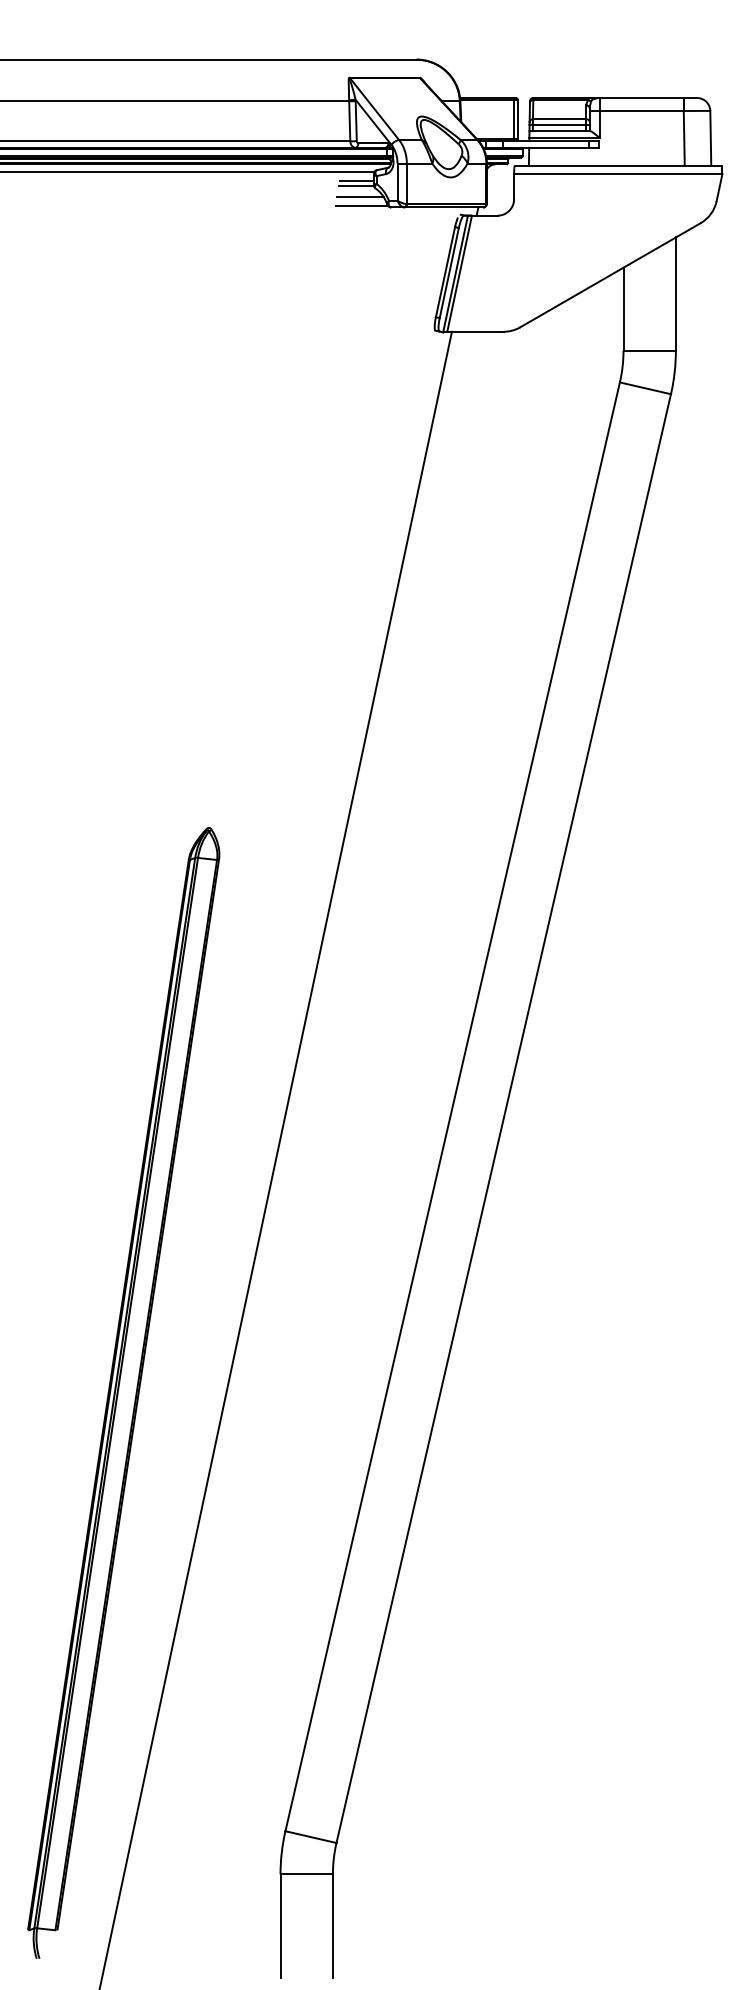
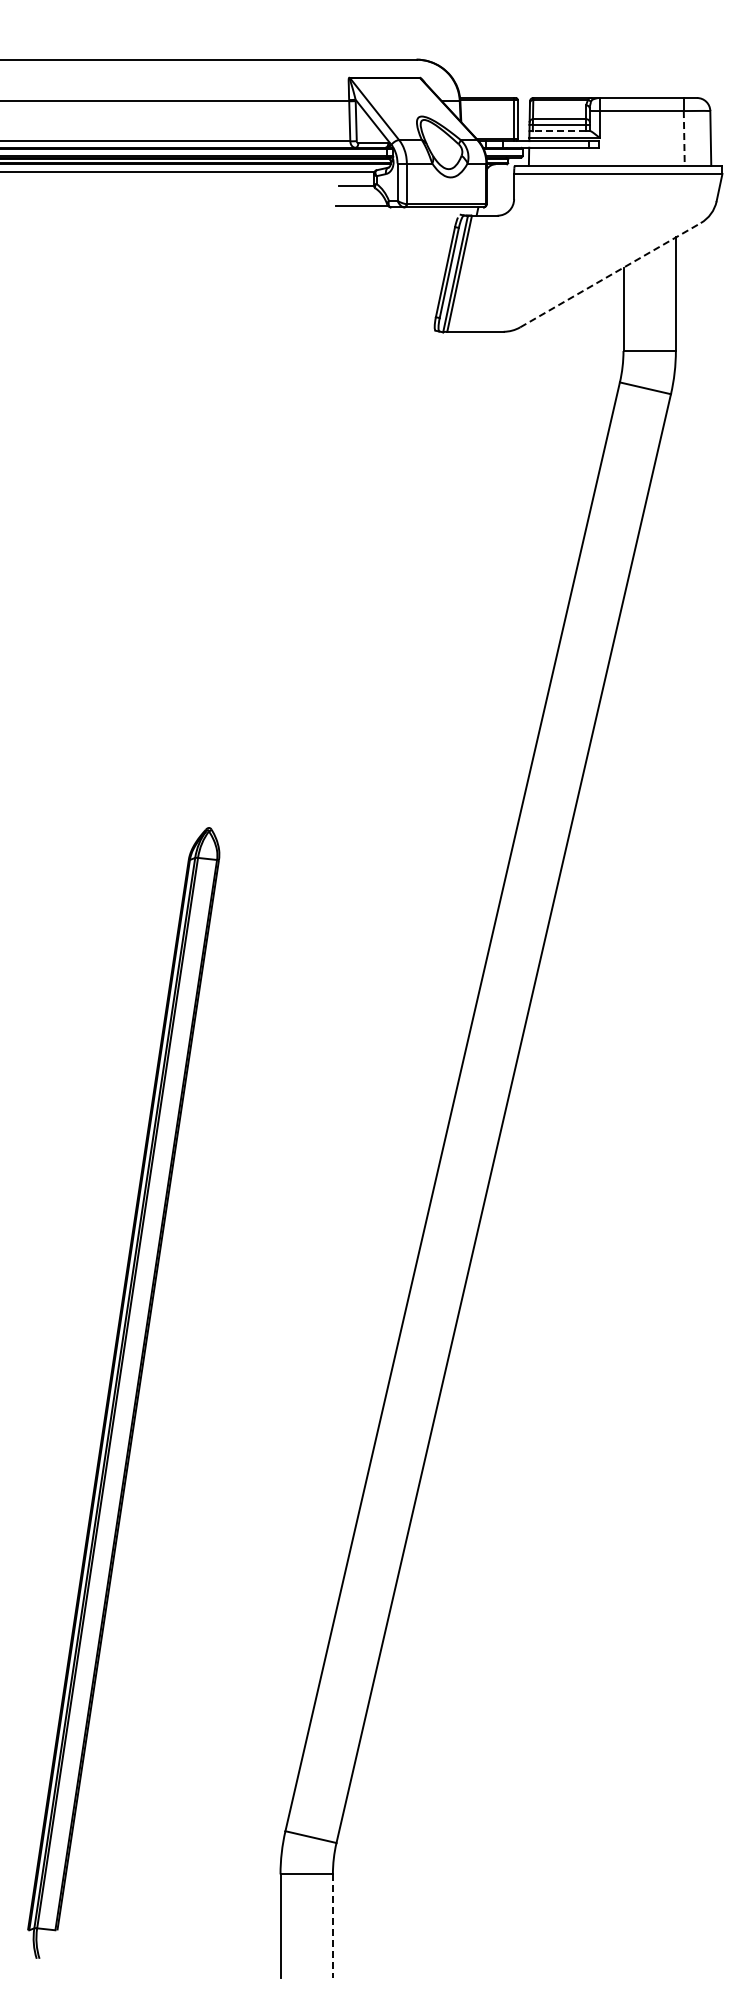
line: solid -> dashed (559, 131)
line: solid -> dashed (684, 139)
line: present -> none (356, 180)
line: present -> none (360, 197)
line: solid -> dashed (610, 274)
line: present -> none (275, 1158)
line: solid -> dashed (332, 1926)
